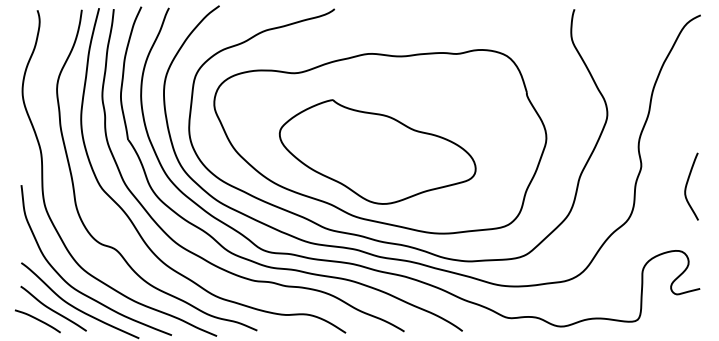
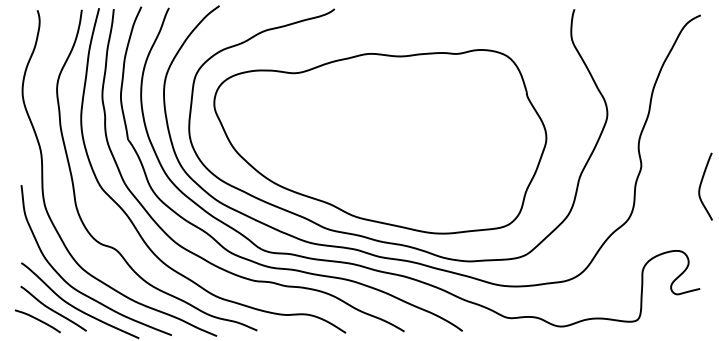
part: present -> none (377, 151)
curve position: (687, 185) -> (701, 185) (701, 185)
